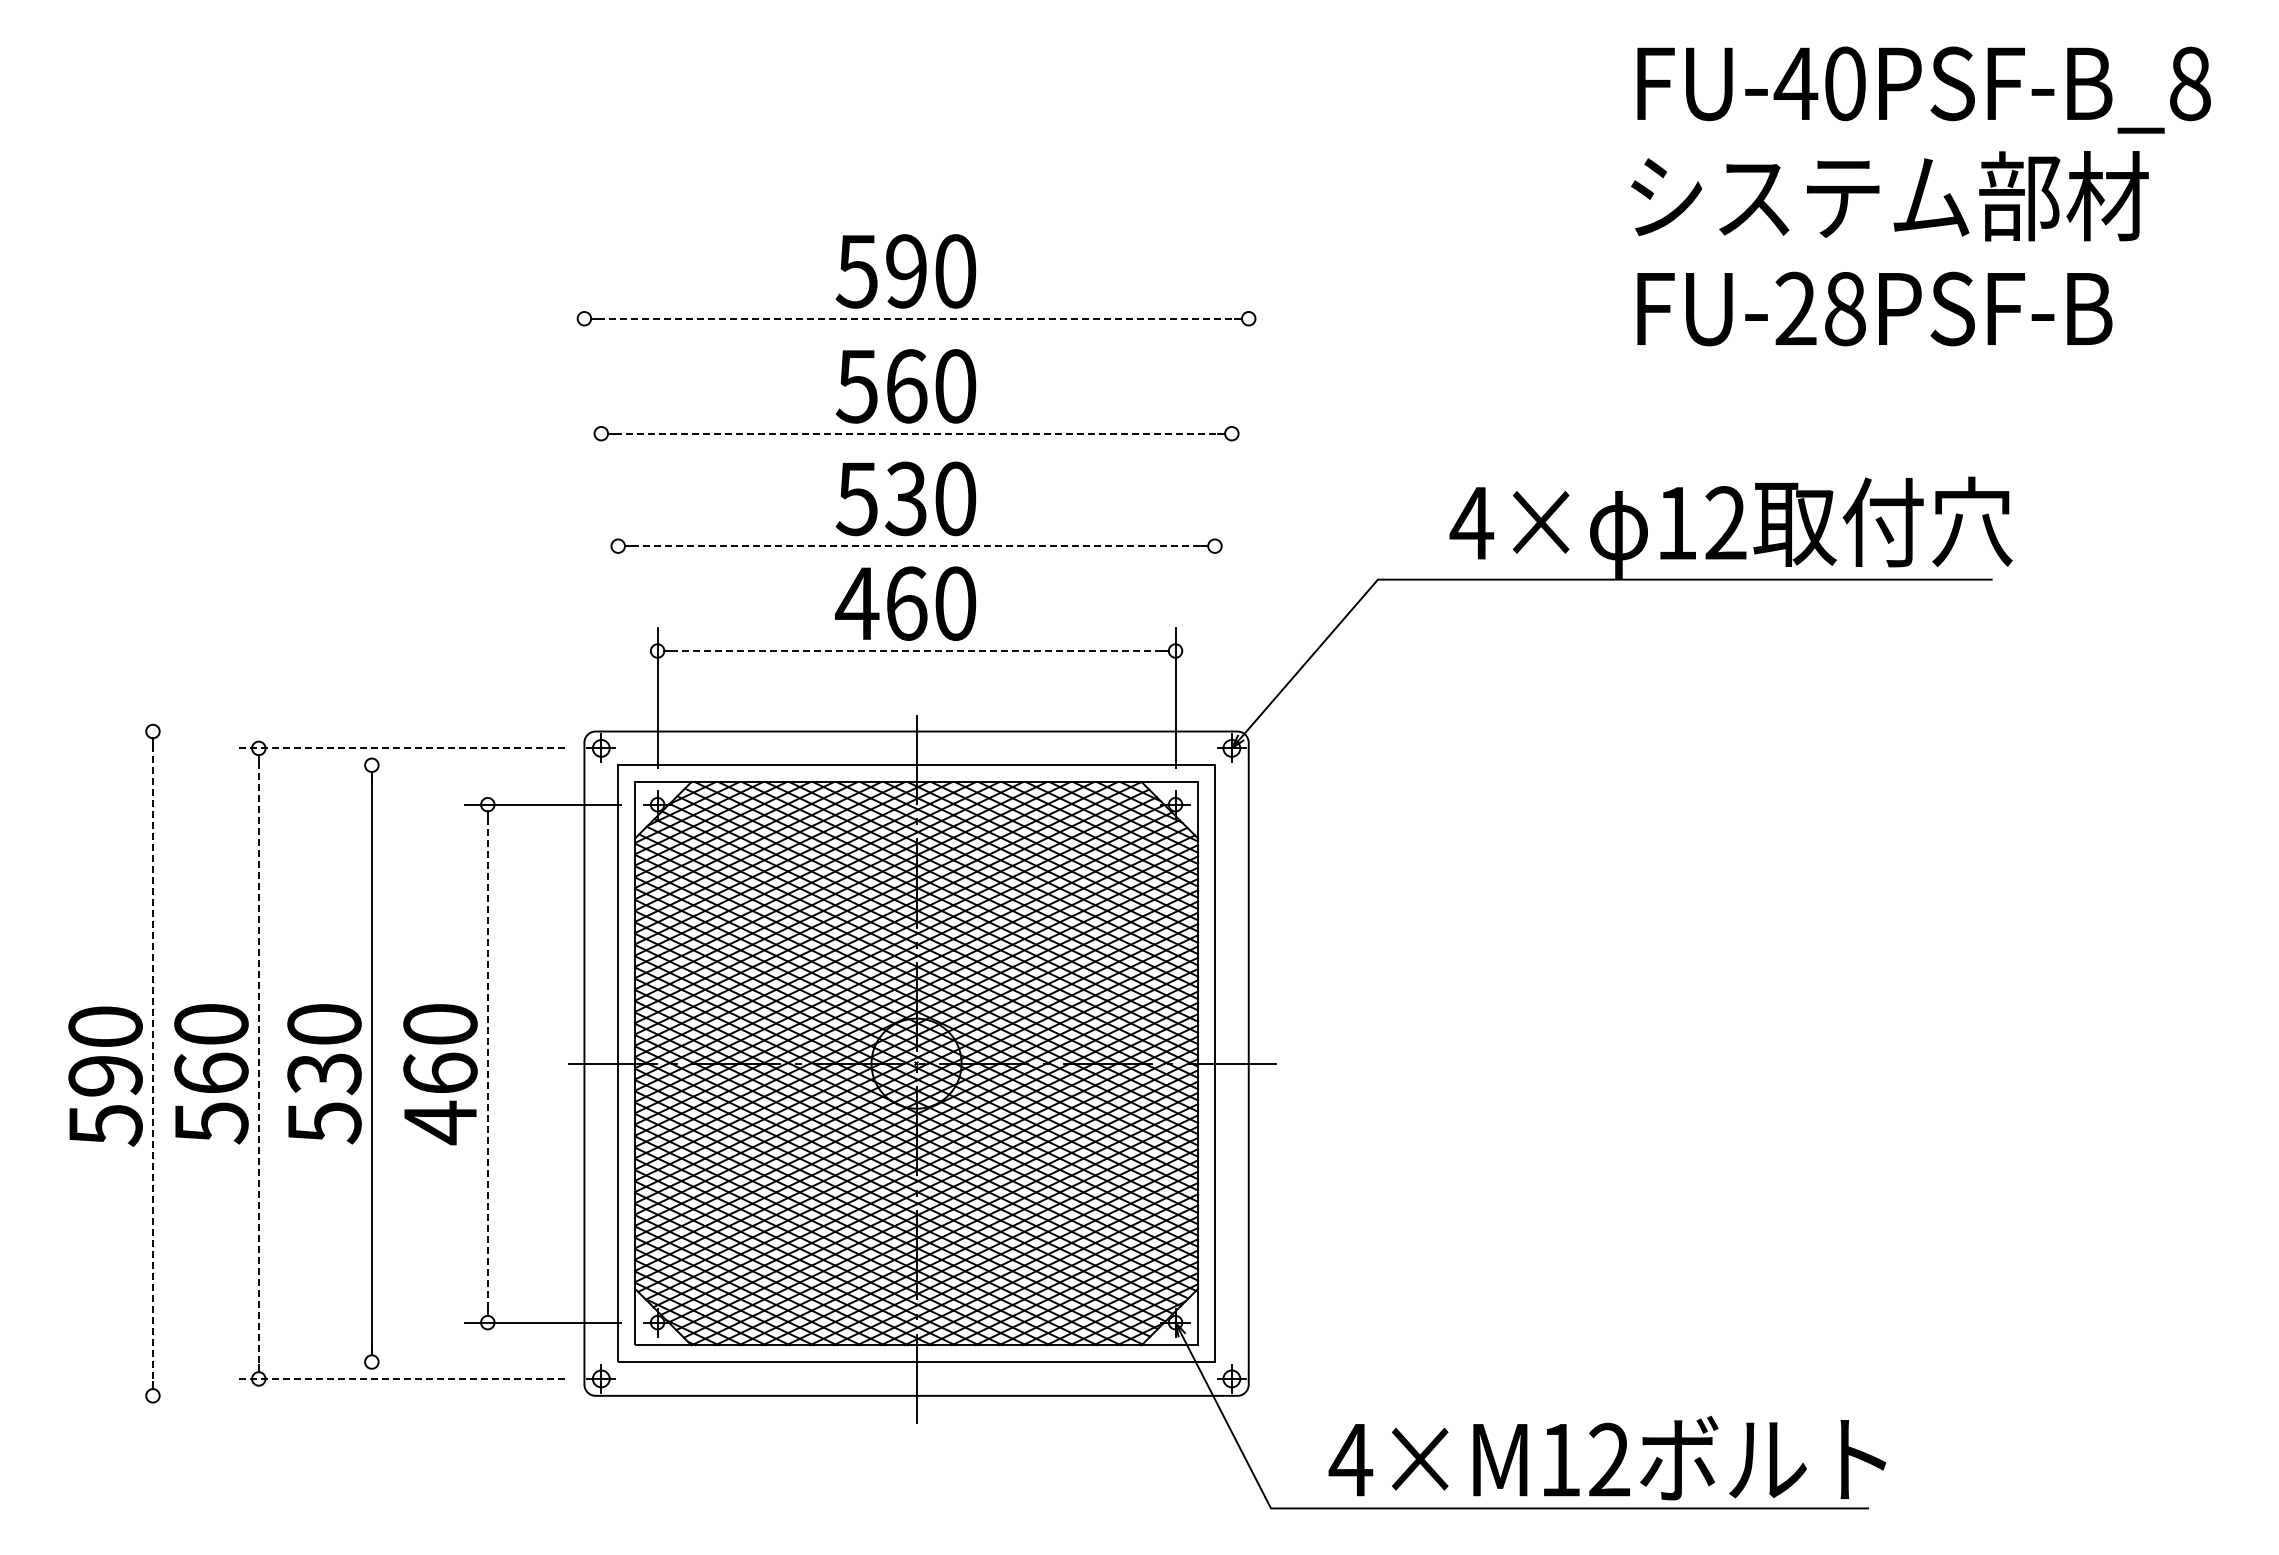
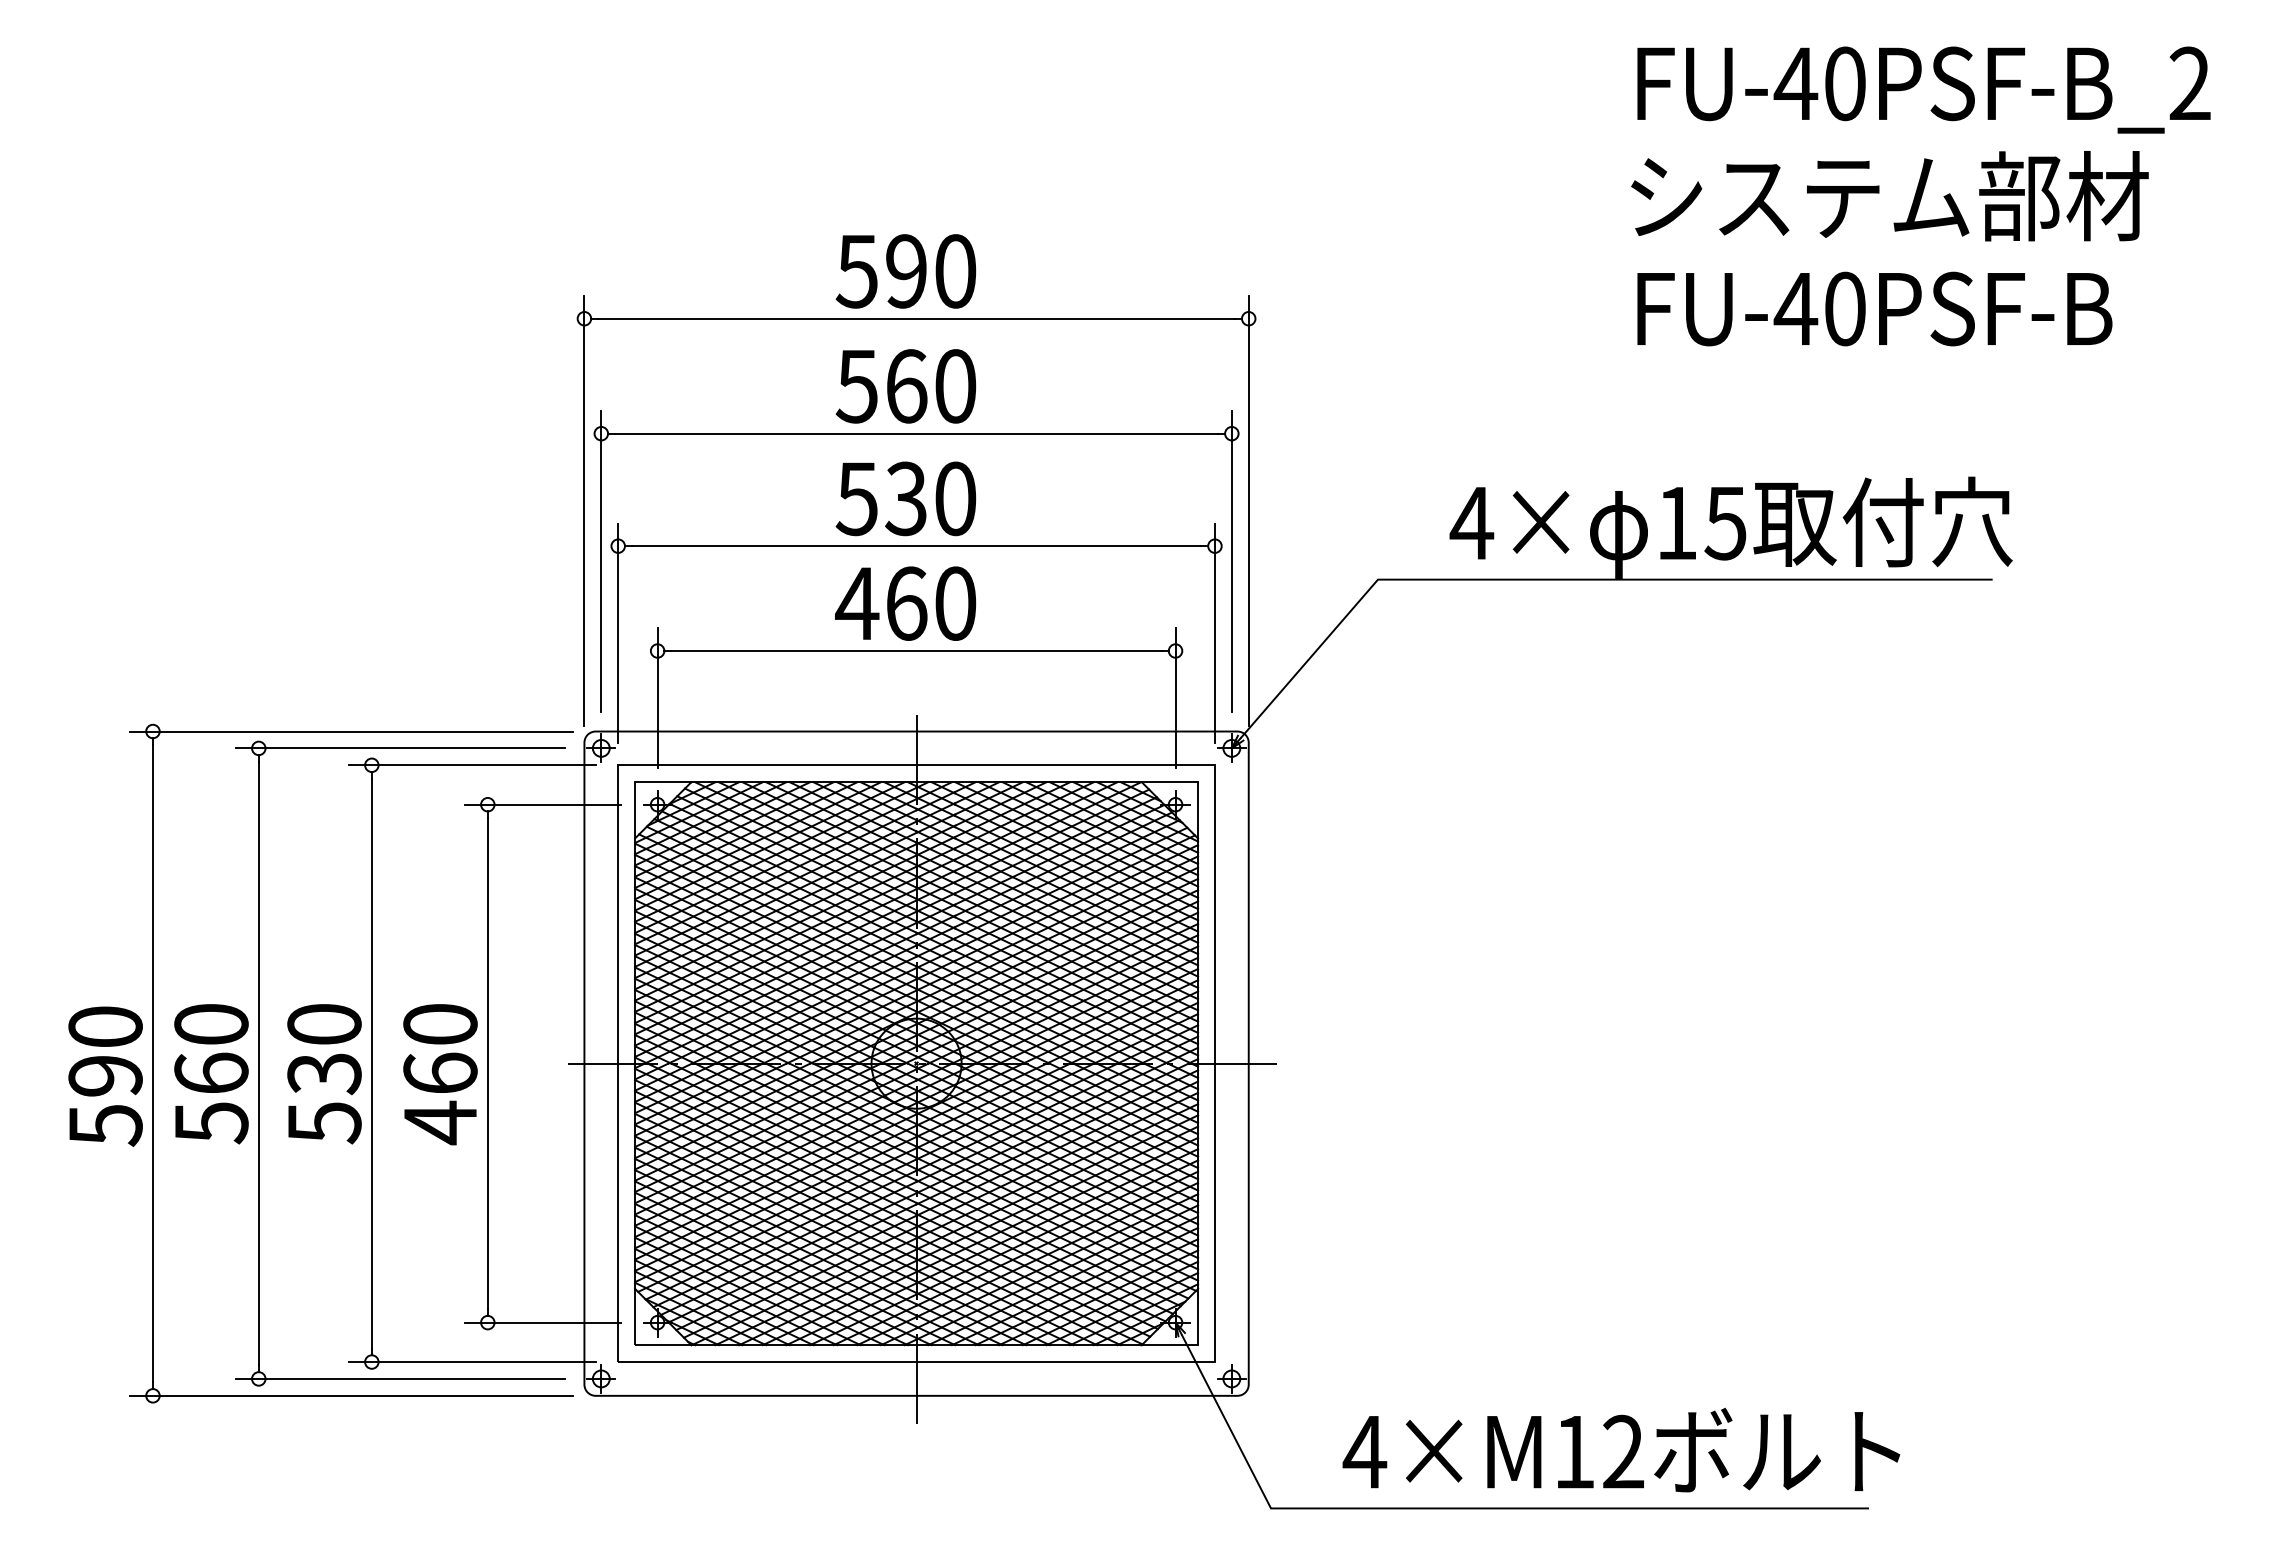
text: FU-40PSF-B_8 -> FU-40PSF-B_2 (2189, 83)
text: FU-28PSF-B -> FU-40PSF-B (1819, 308)
line: dashed -> solid (916, 318)
line: dashed -> solid (916, 433)
line: none -> present (584, 510)
line: none -> present (1248, 510)
text: 12 -> 15 (1725, 523)
line: dashed -> solid (916, 546)
line: none -> present (601, 561)
line: none -> present (1231, 561)
line: none -> present (618, 632)
line: none -> present (1214, 632)
line: dashed -> solid (917, 651)
line: none -> present (351, 731)
line: dashed -> solid (400, 748)
line: none -> present (472, 765)
line: dashed -> solid (152, 1063)
line: dashed -> solid (258, 1063)
line: dashed -> solid (487, 1064)
line: none -> present (472, 1362)
line: dashed -> solid (400, 1378)
line: none -> present (351, 1395)
text position: (1607, 1457) -> (1621, 1449) (1621, 1449)
